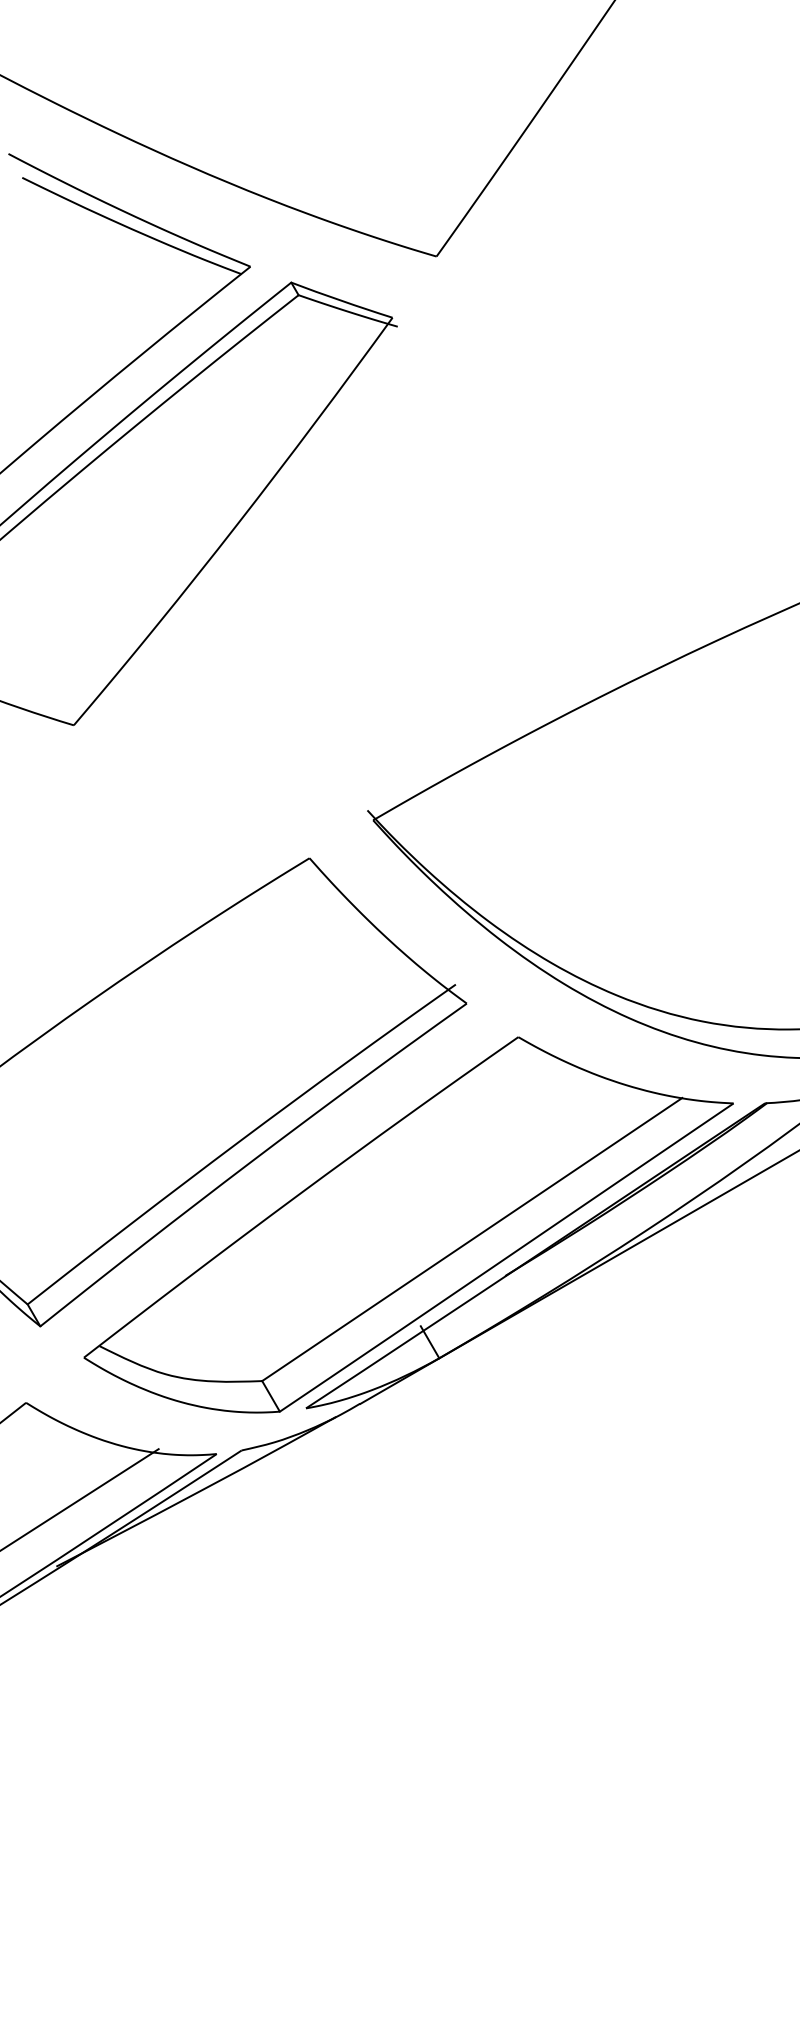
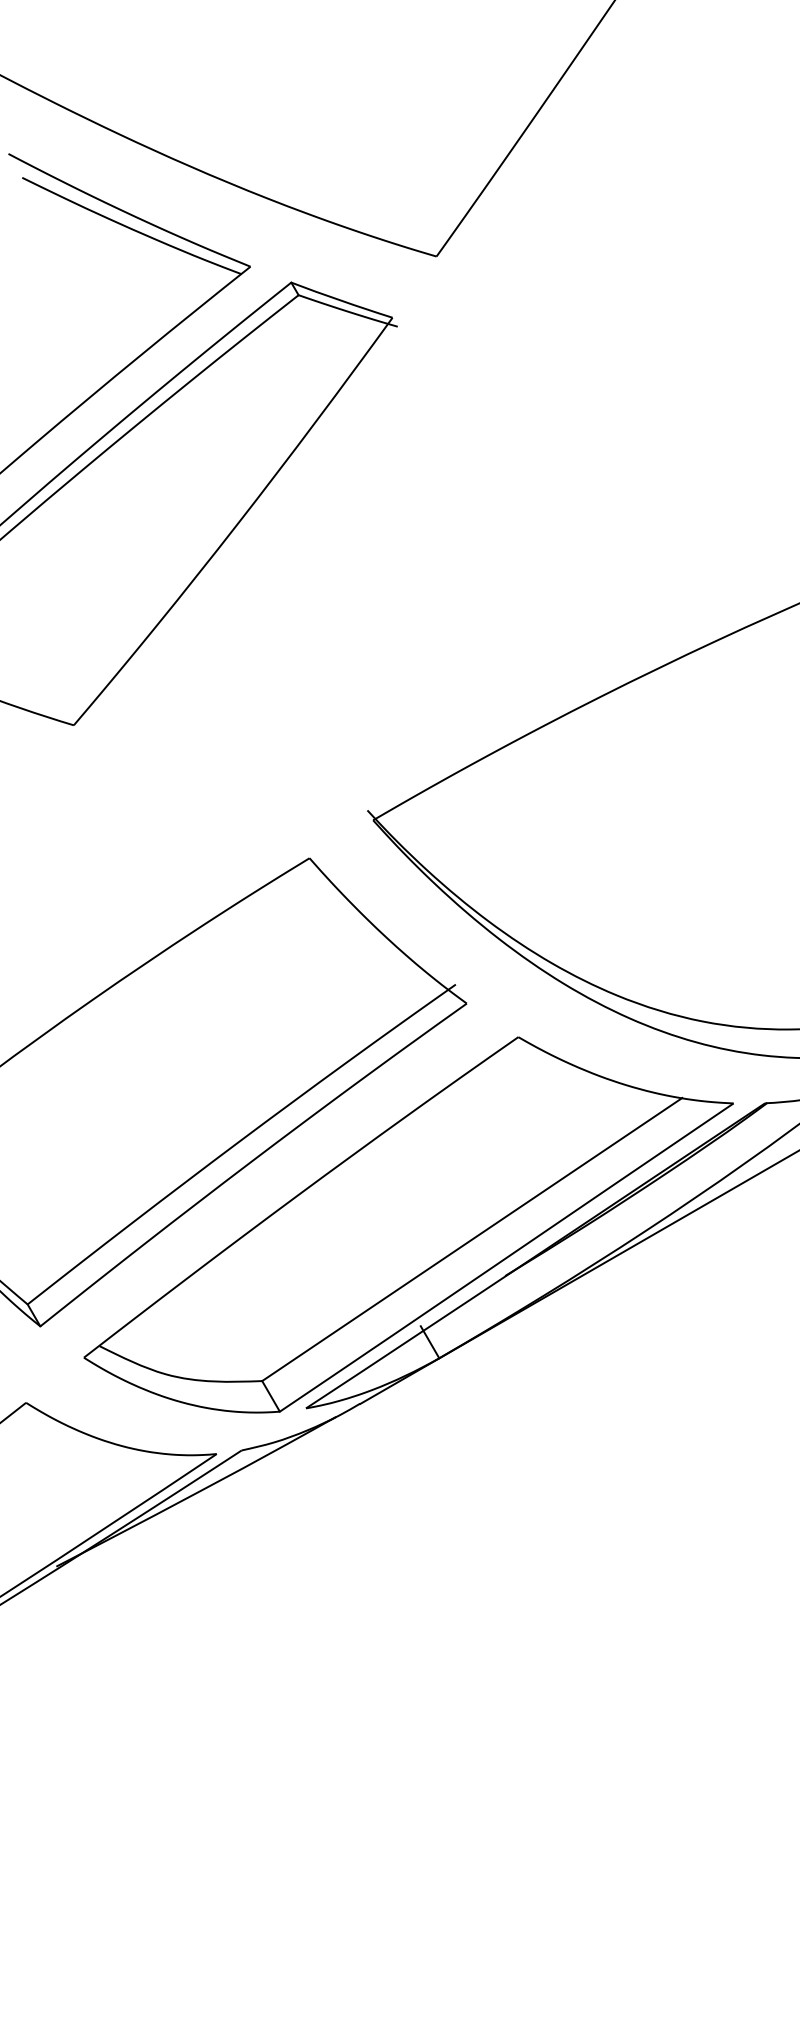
line: present -> none (80, 1499)
